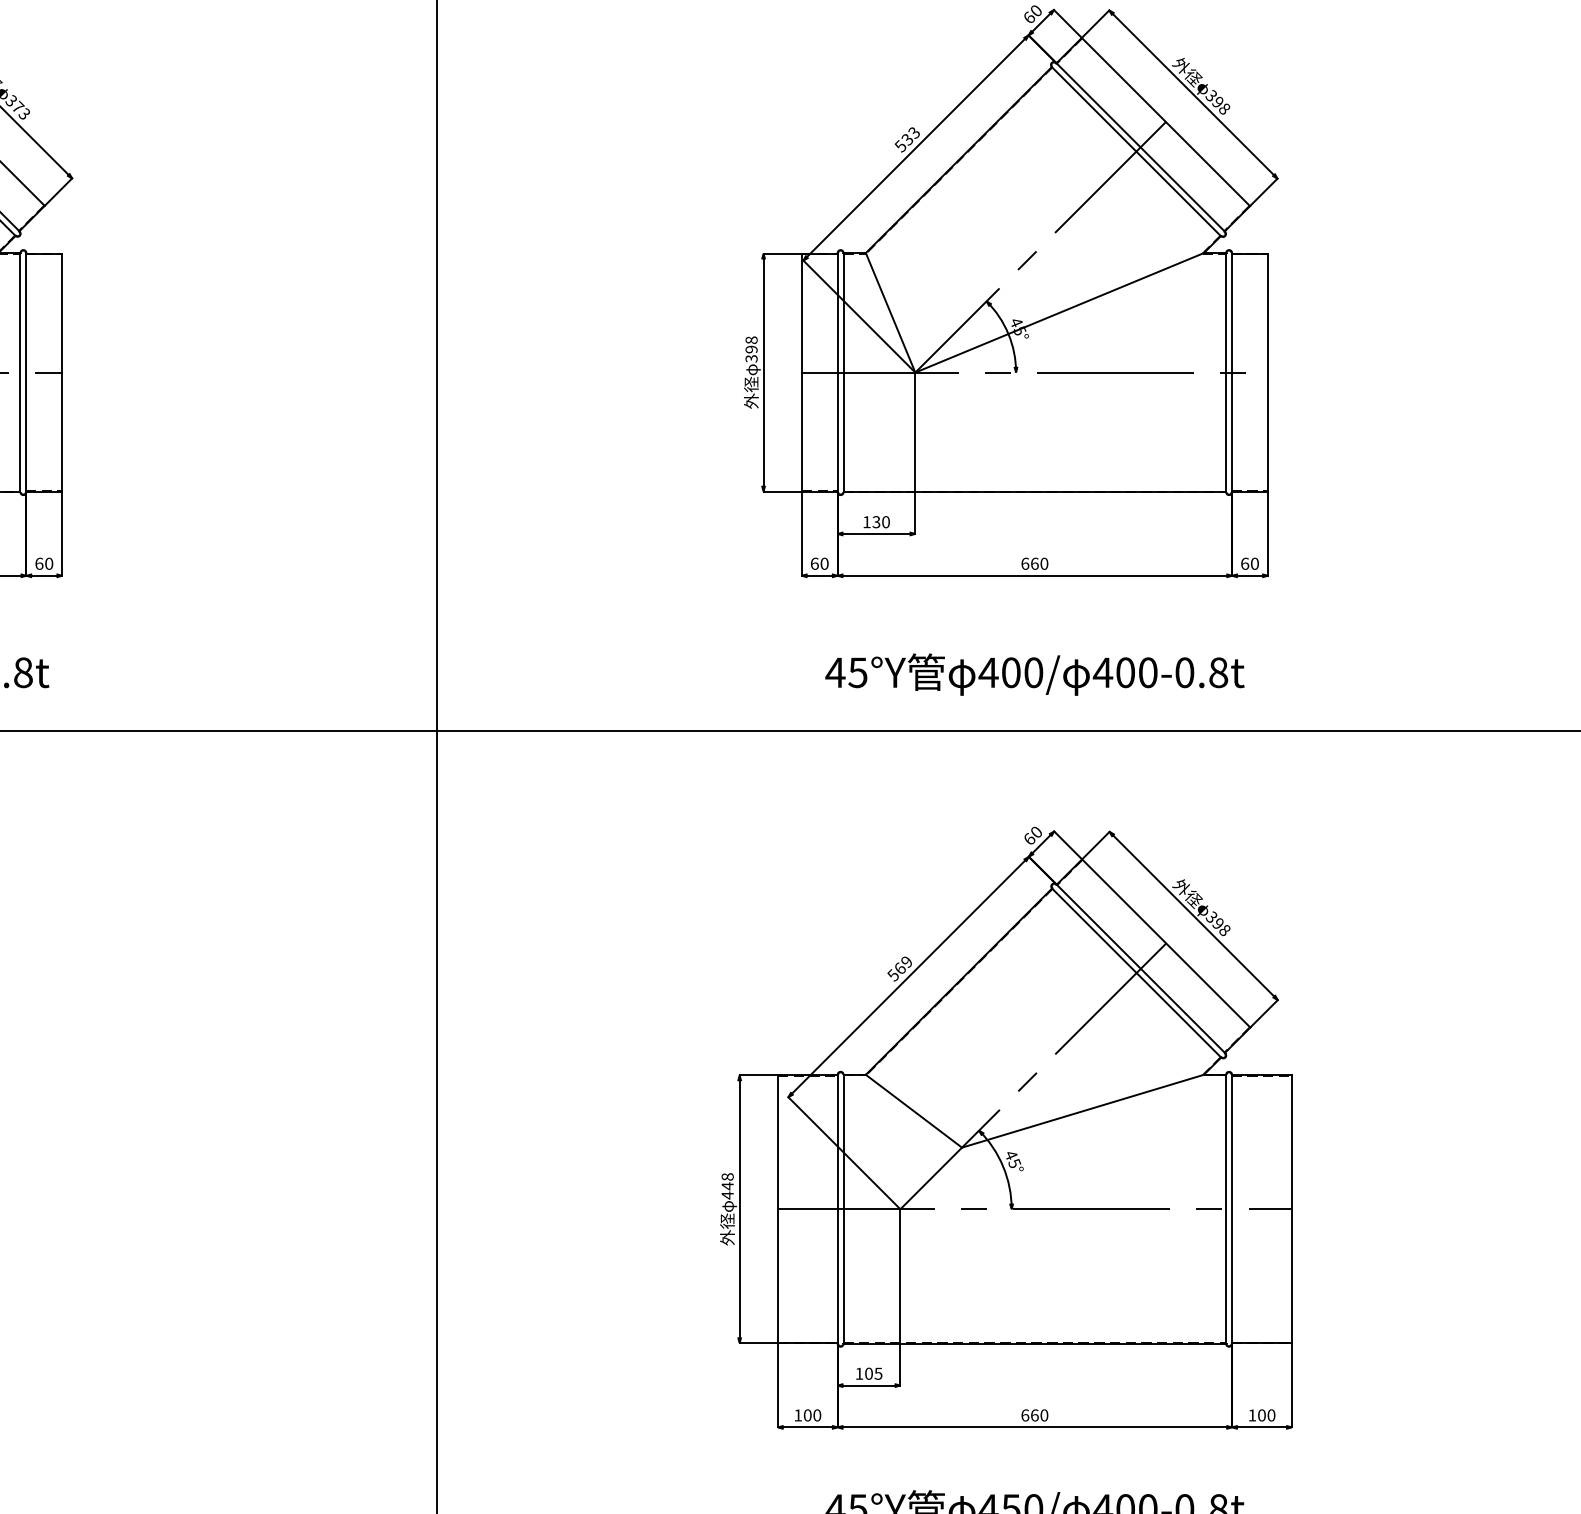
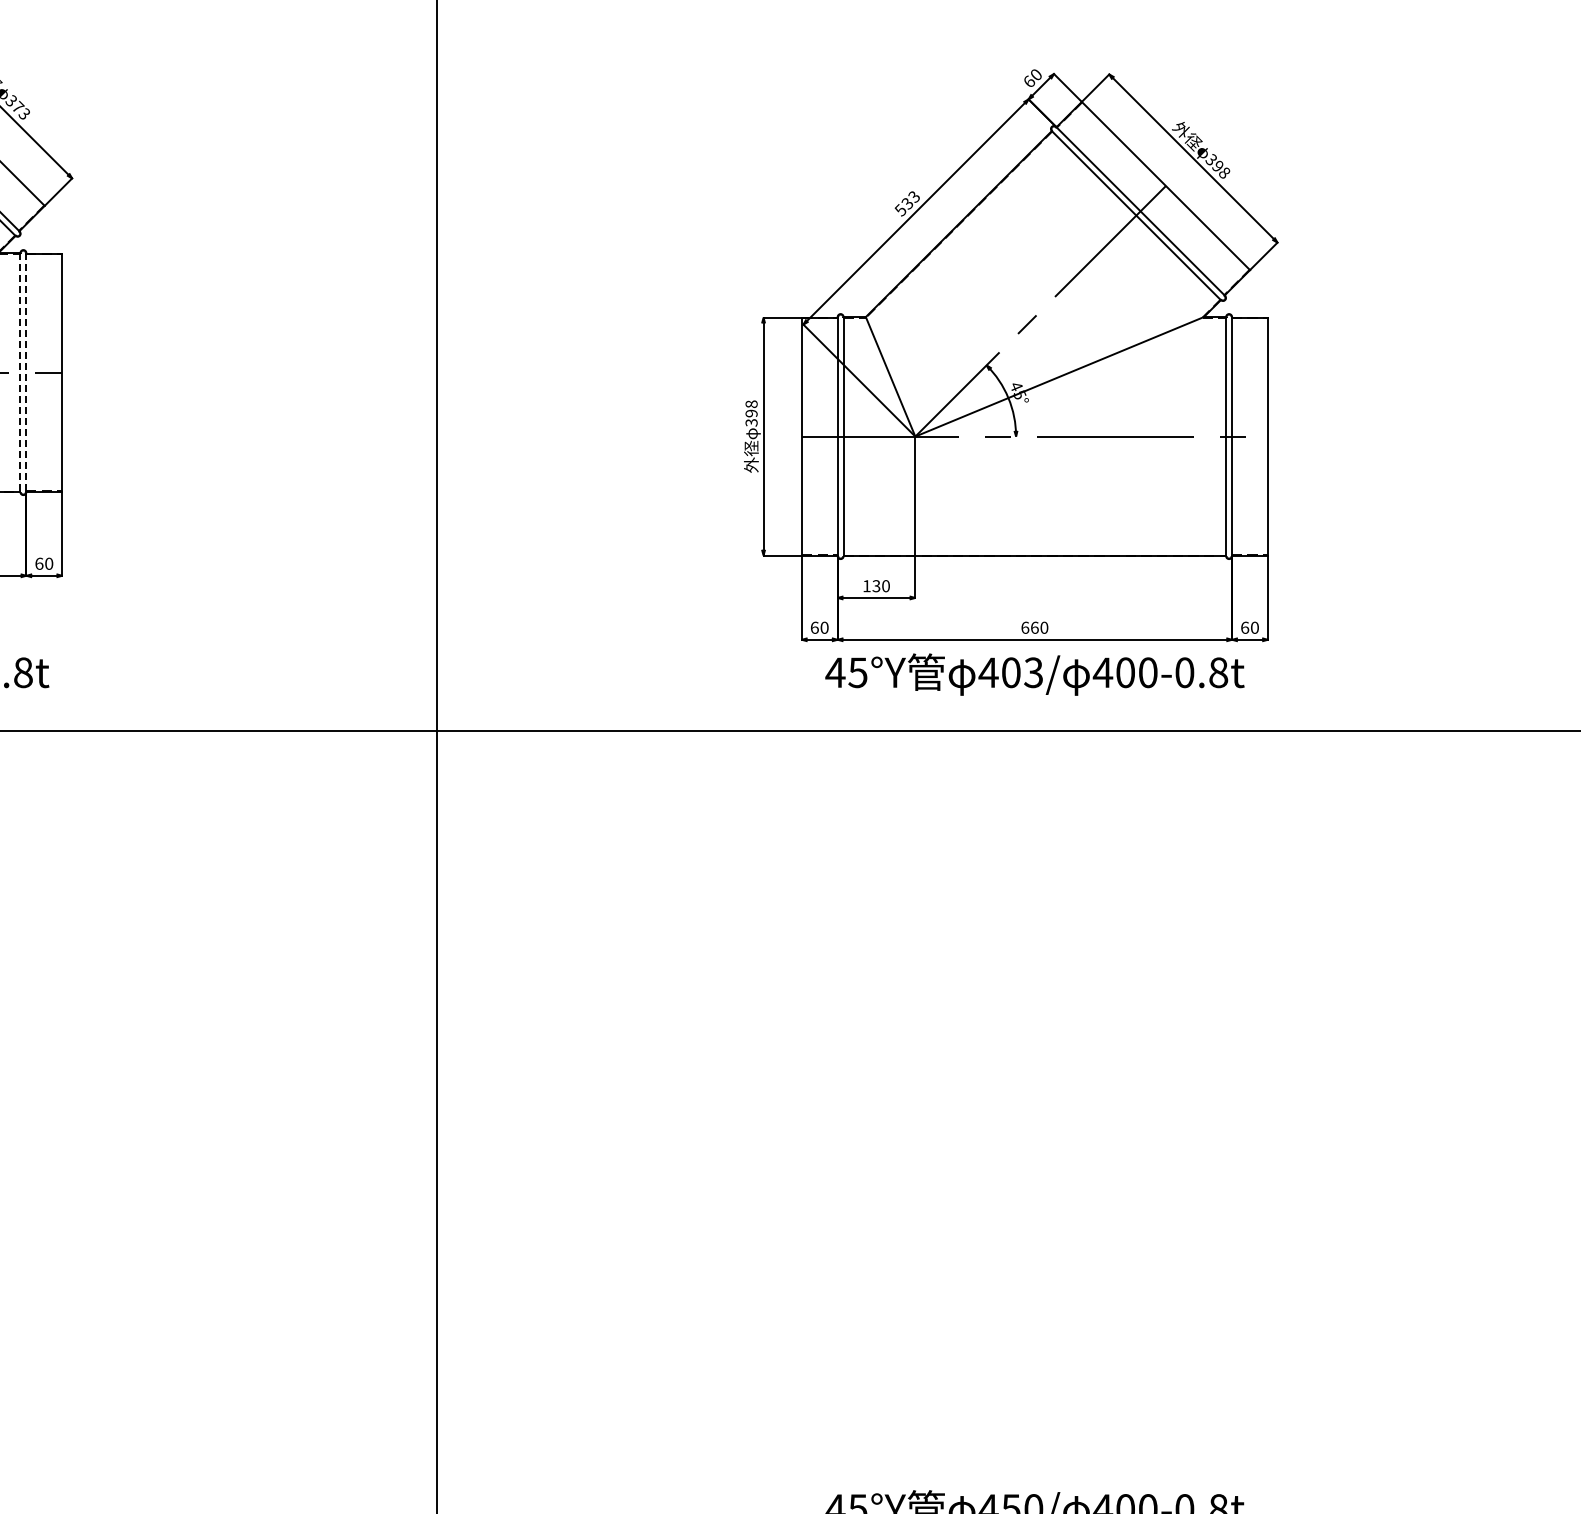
part position: (1011, 291) -> (1011, 355) (1011, 355)
line: solid -> dashed (20, 372)
line: solid -> dashed (26, 372)
text: 400/ -> 403/ (1033, 672)
part: present -> none (1006, 1127)
